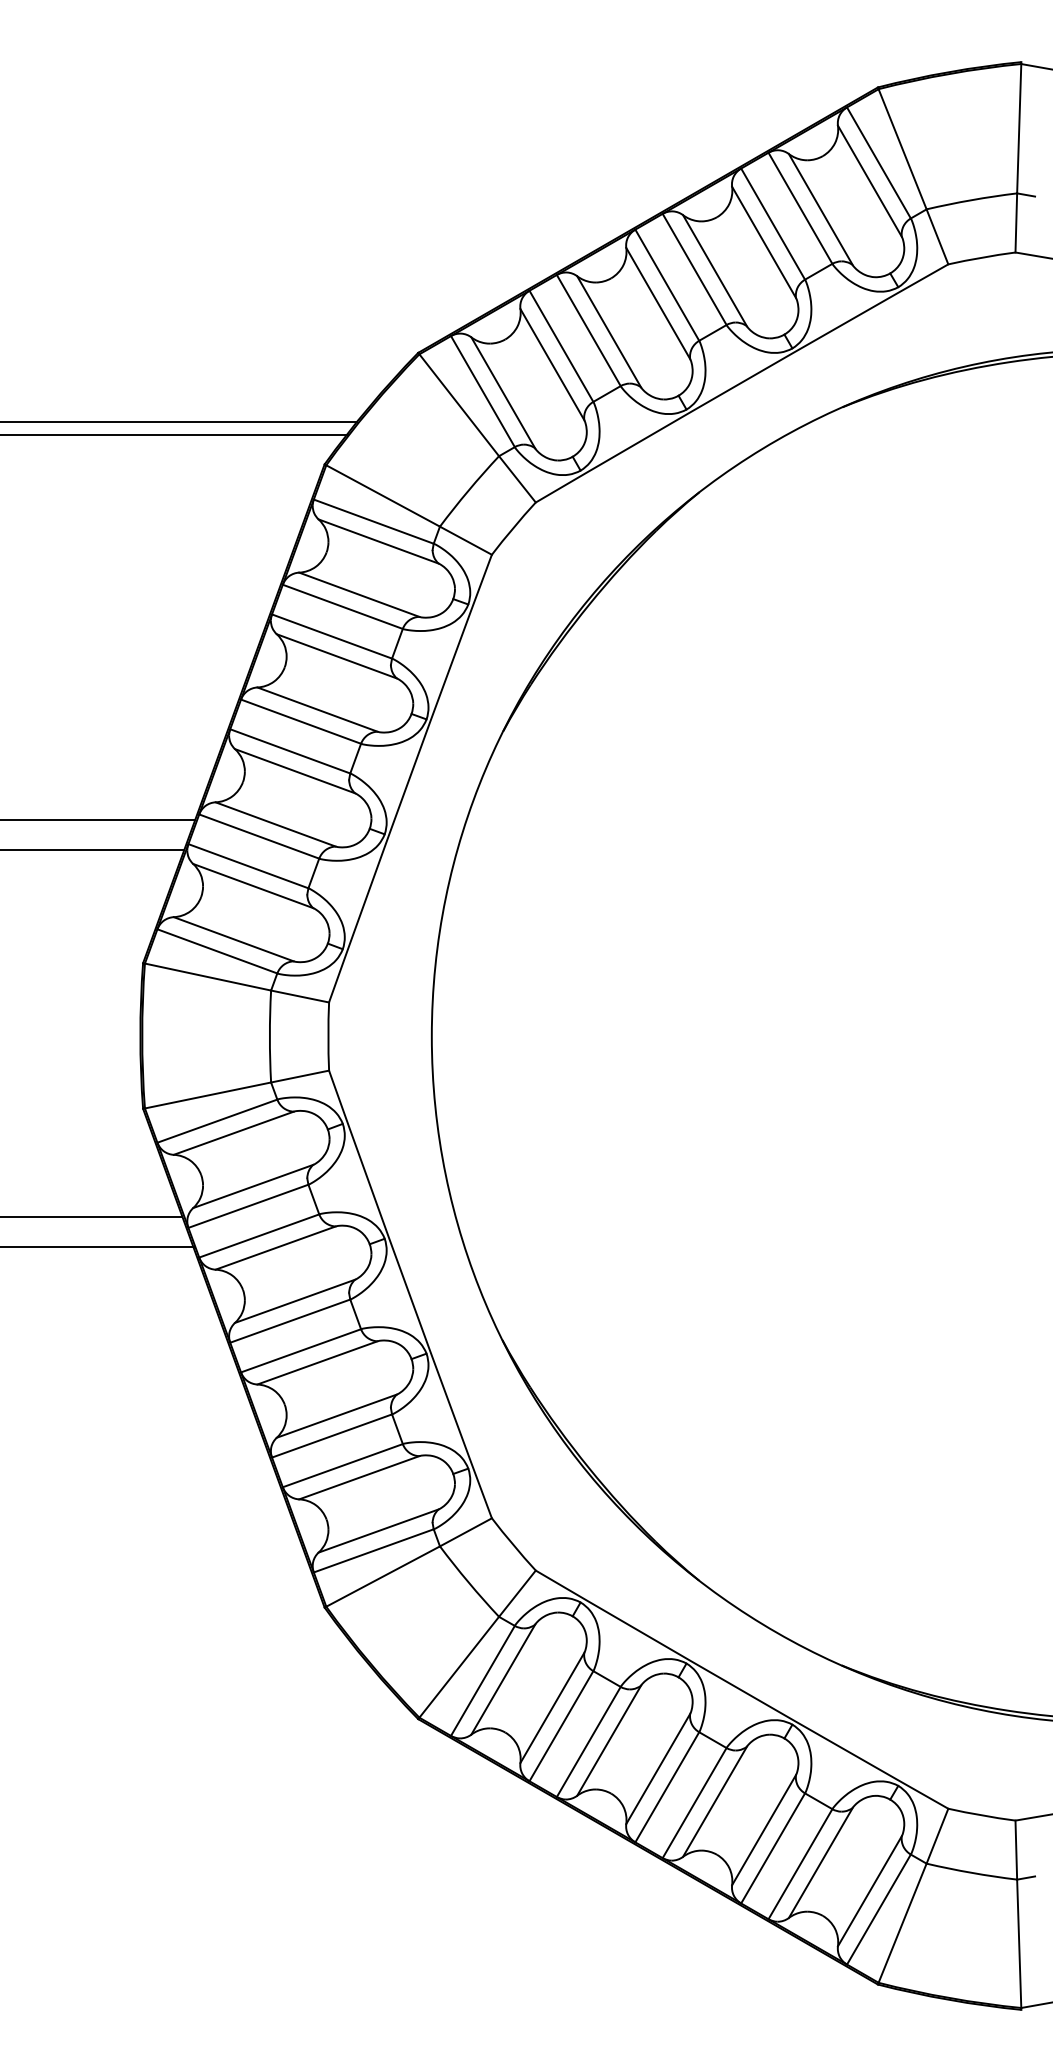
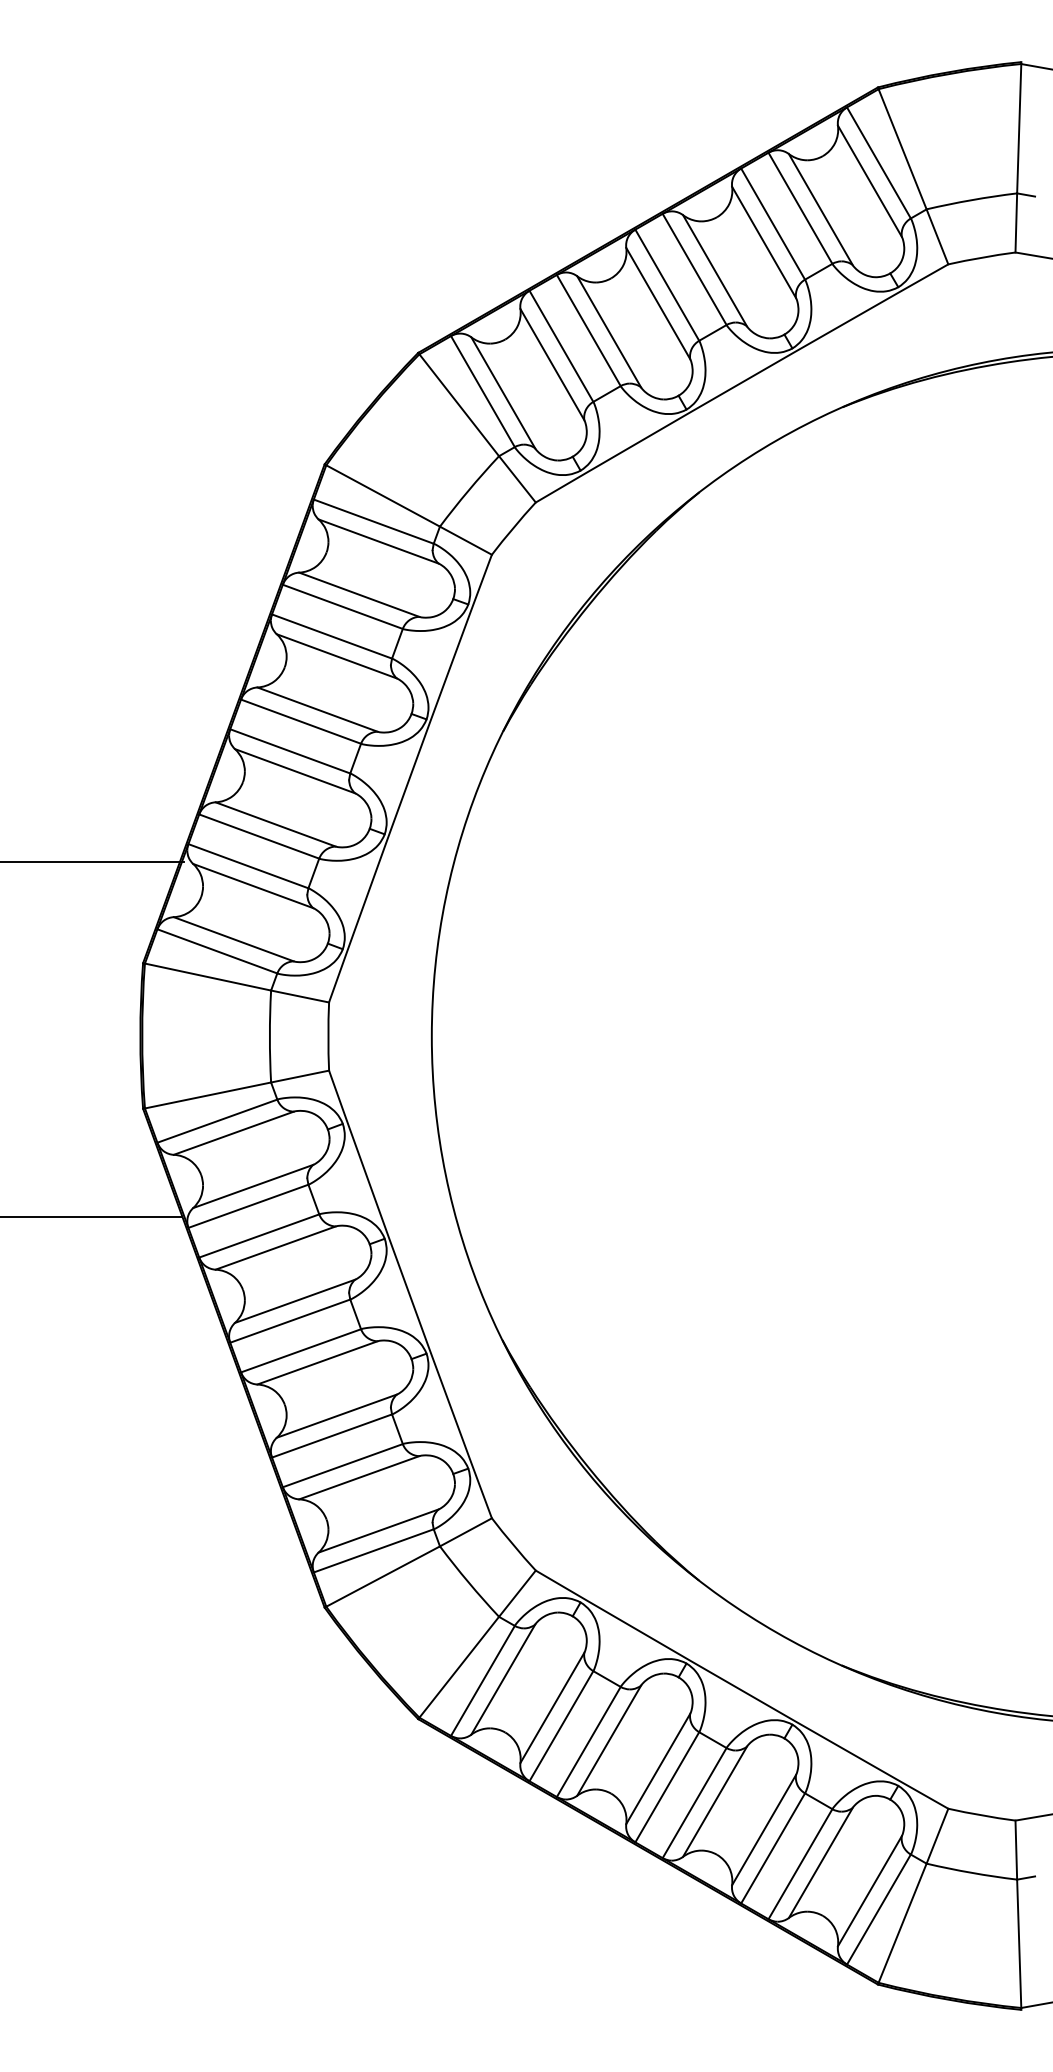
line: present -> none (179, 422)
line: present -> none (174, 434)
line: present -> none (98, 819)
line position: (93, 850) -> (93, 862) (93, 862)
line: present -> none (97, 1247)
